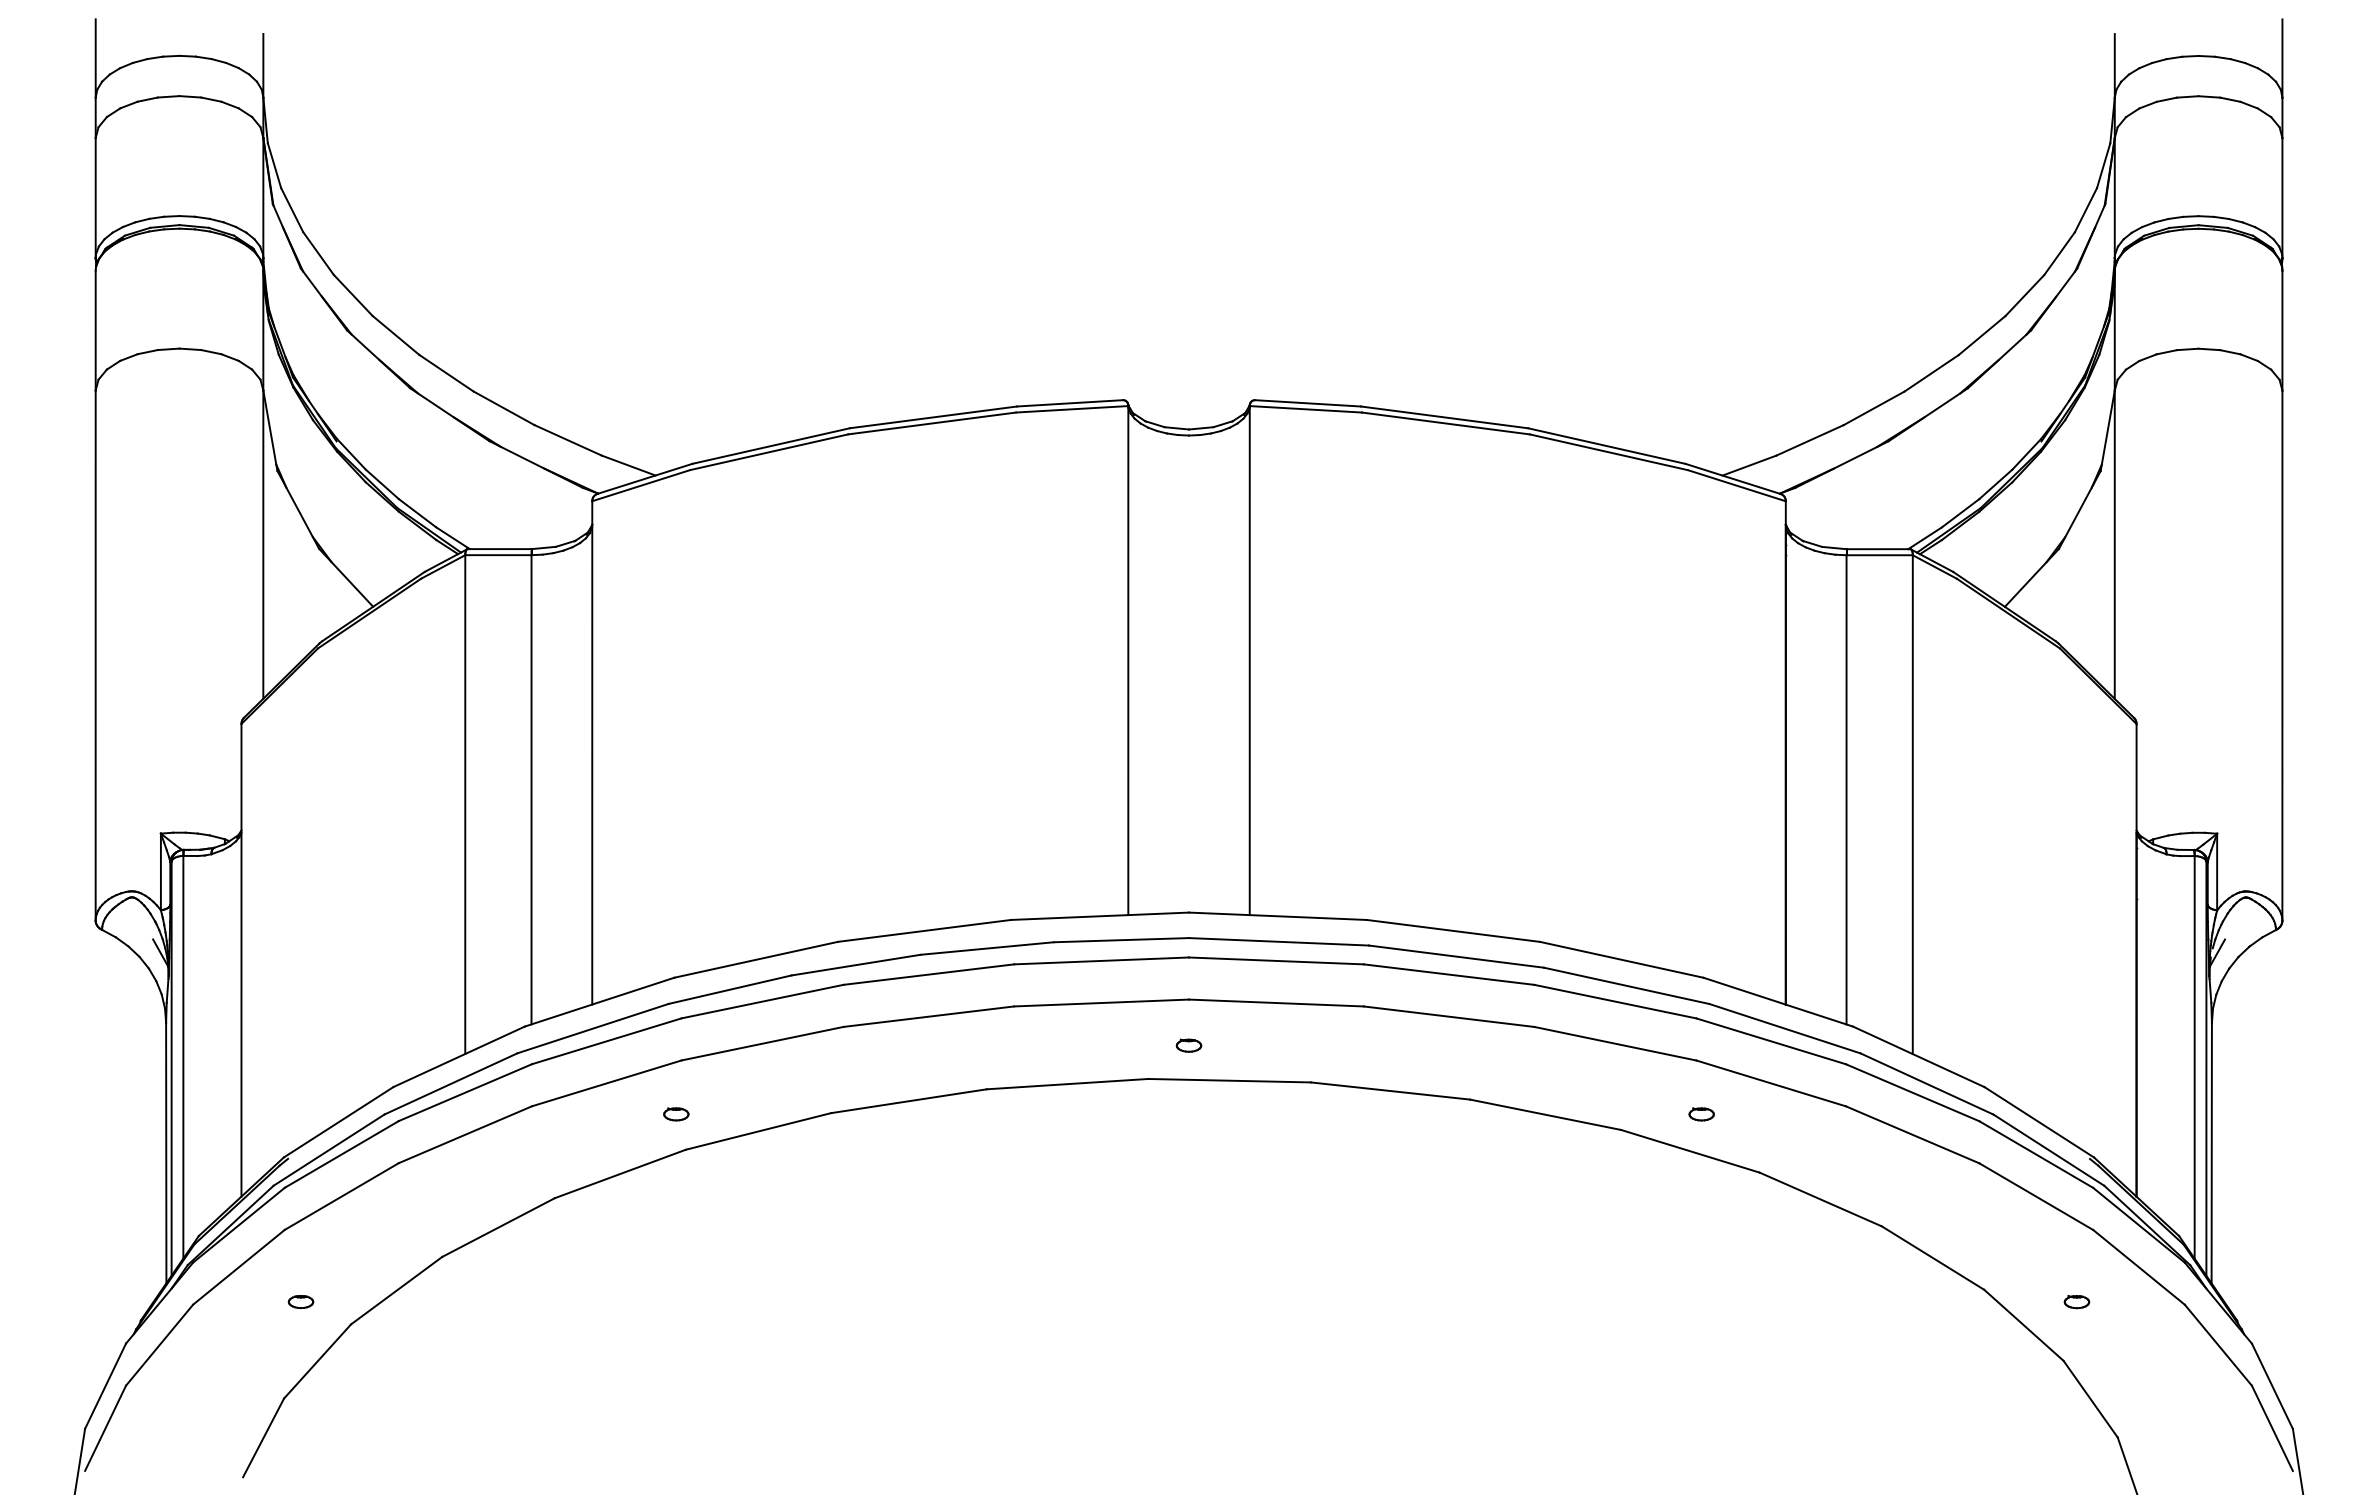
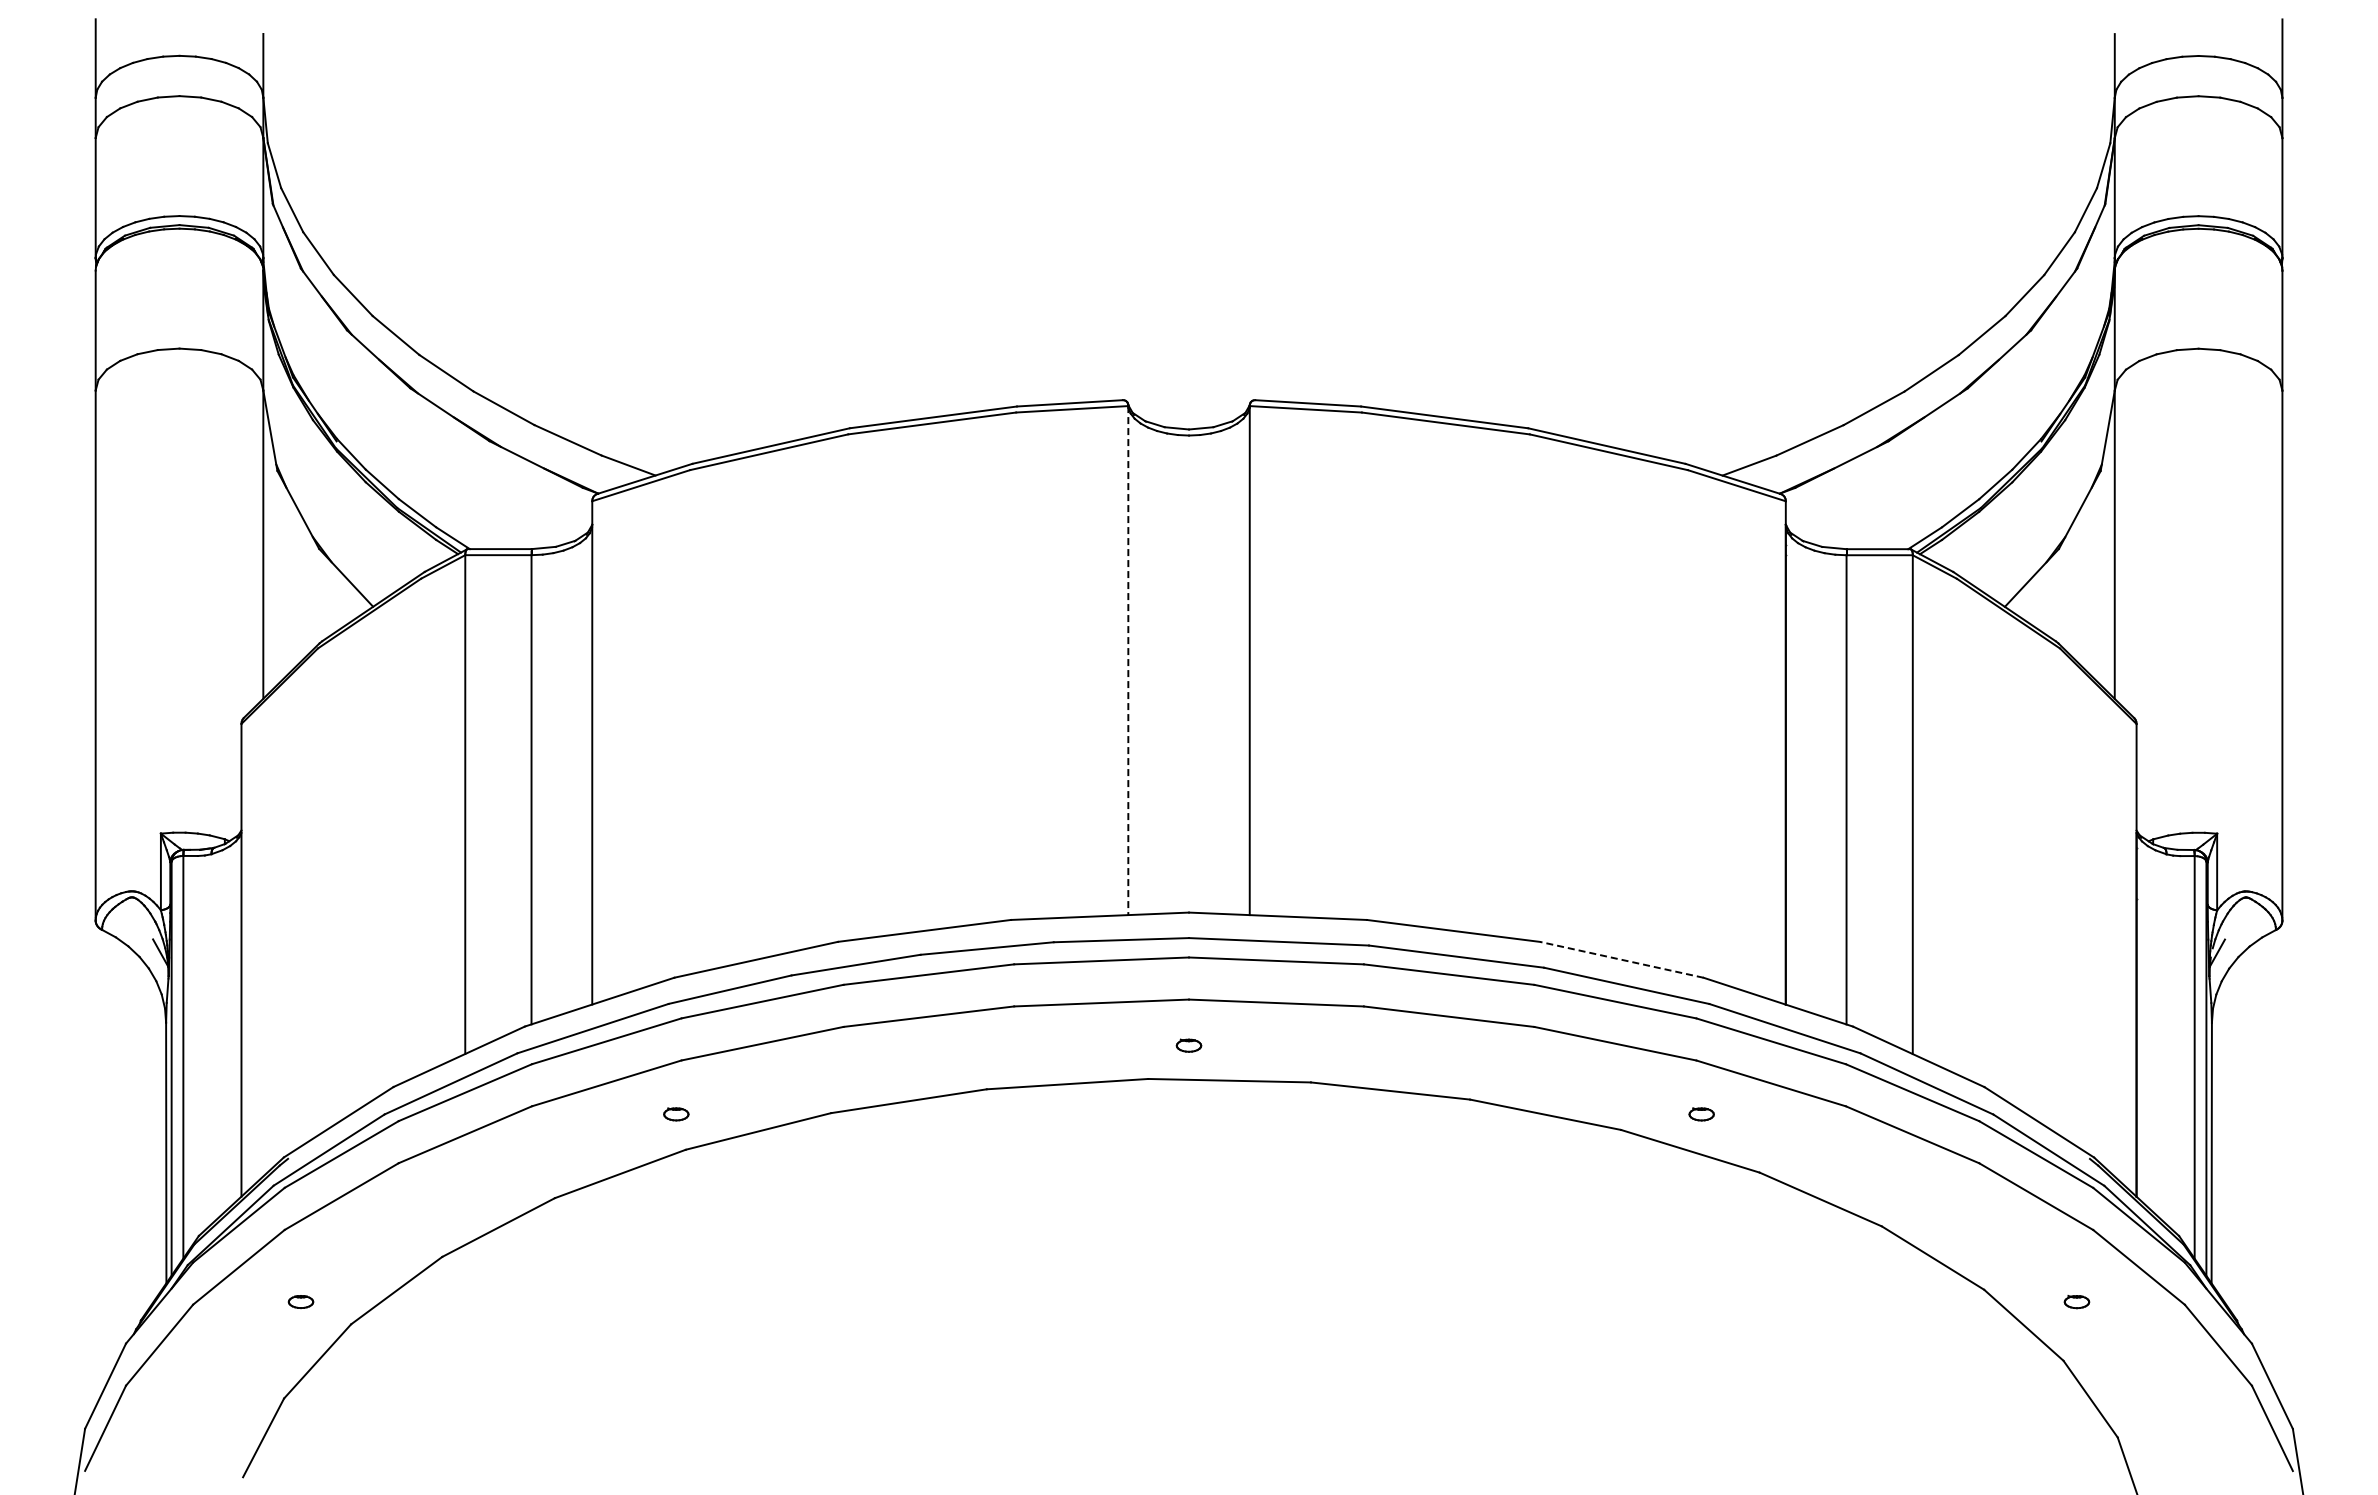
line: solid -> dashed (1128, 660)
line: solid -> dashed (1621, 959)
